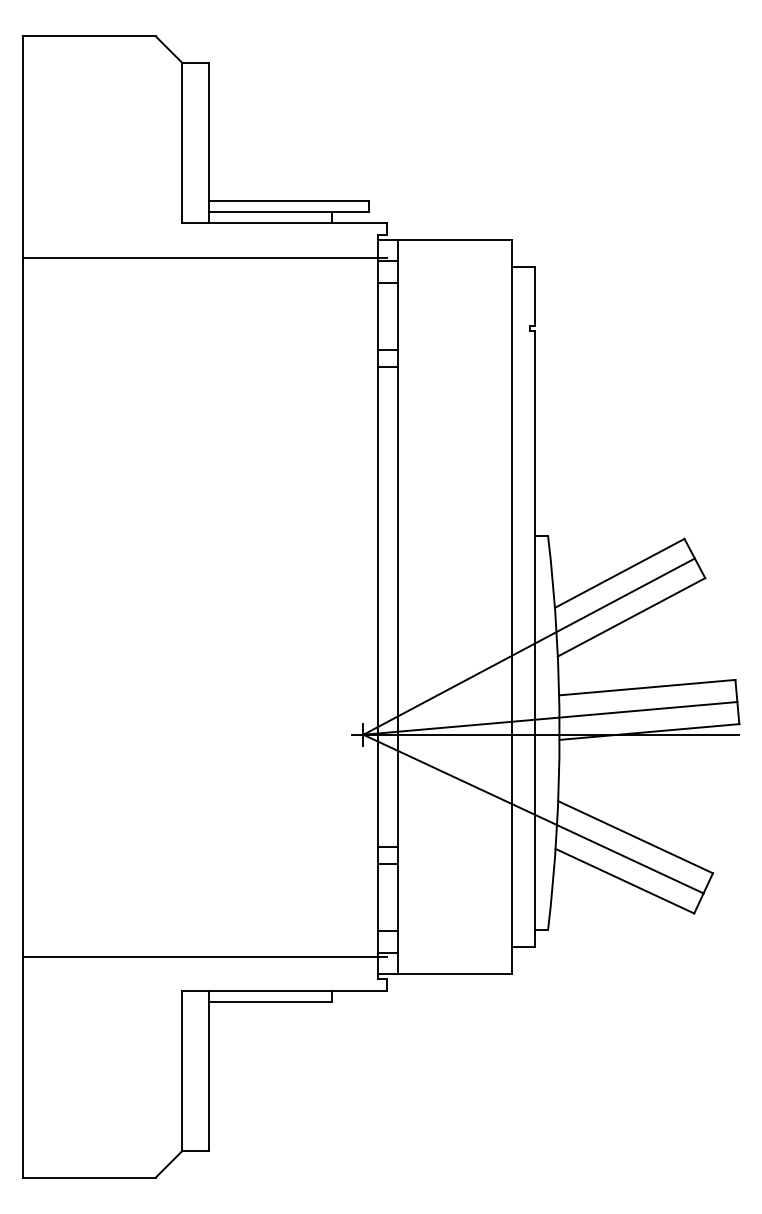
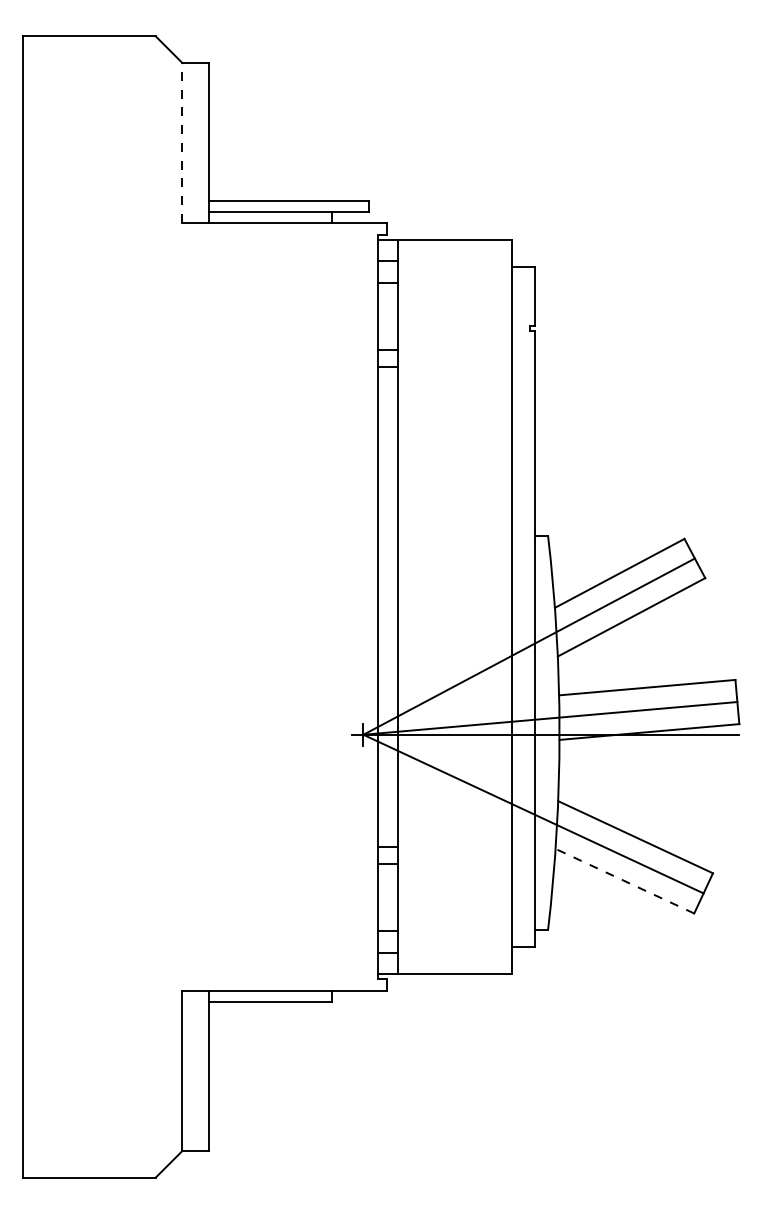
line: solid -> dashed (182, 142)
line: present -> none (204, 258)
line: solid -> dashed (624, 881)
line: present -> none (204, 956)
